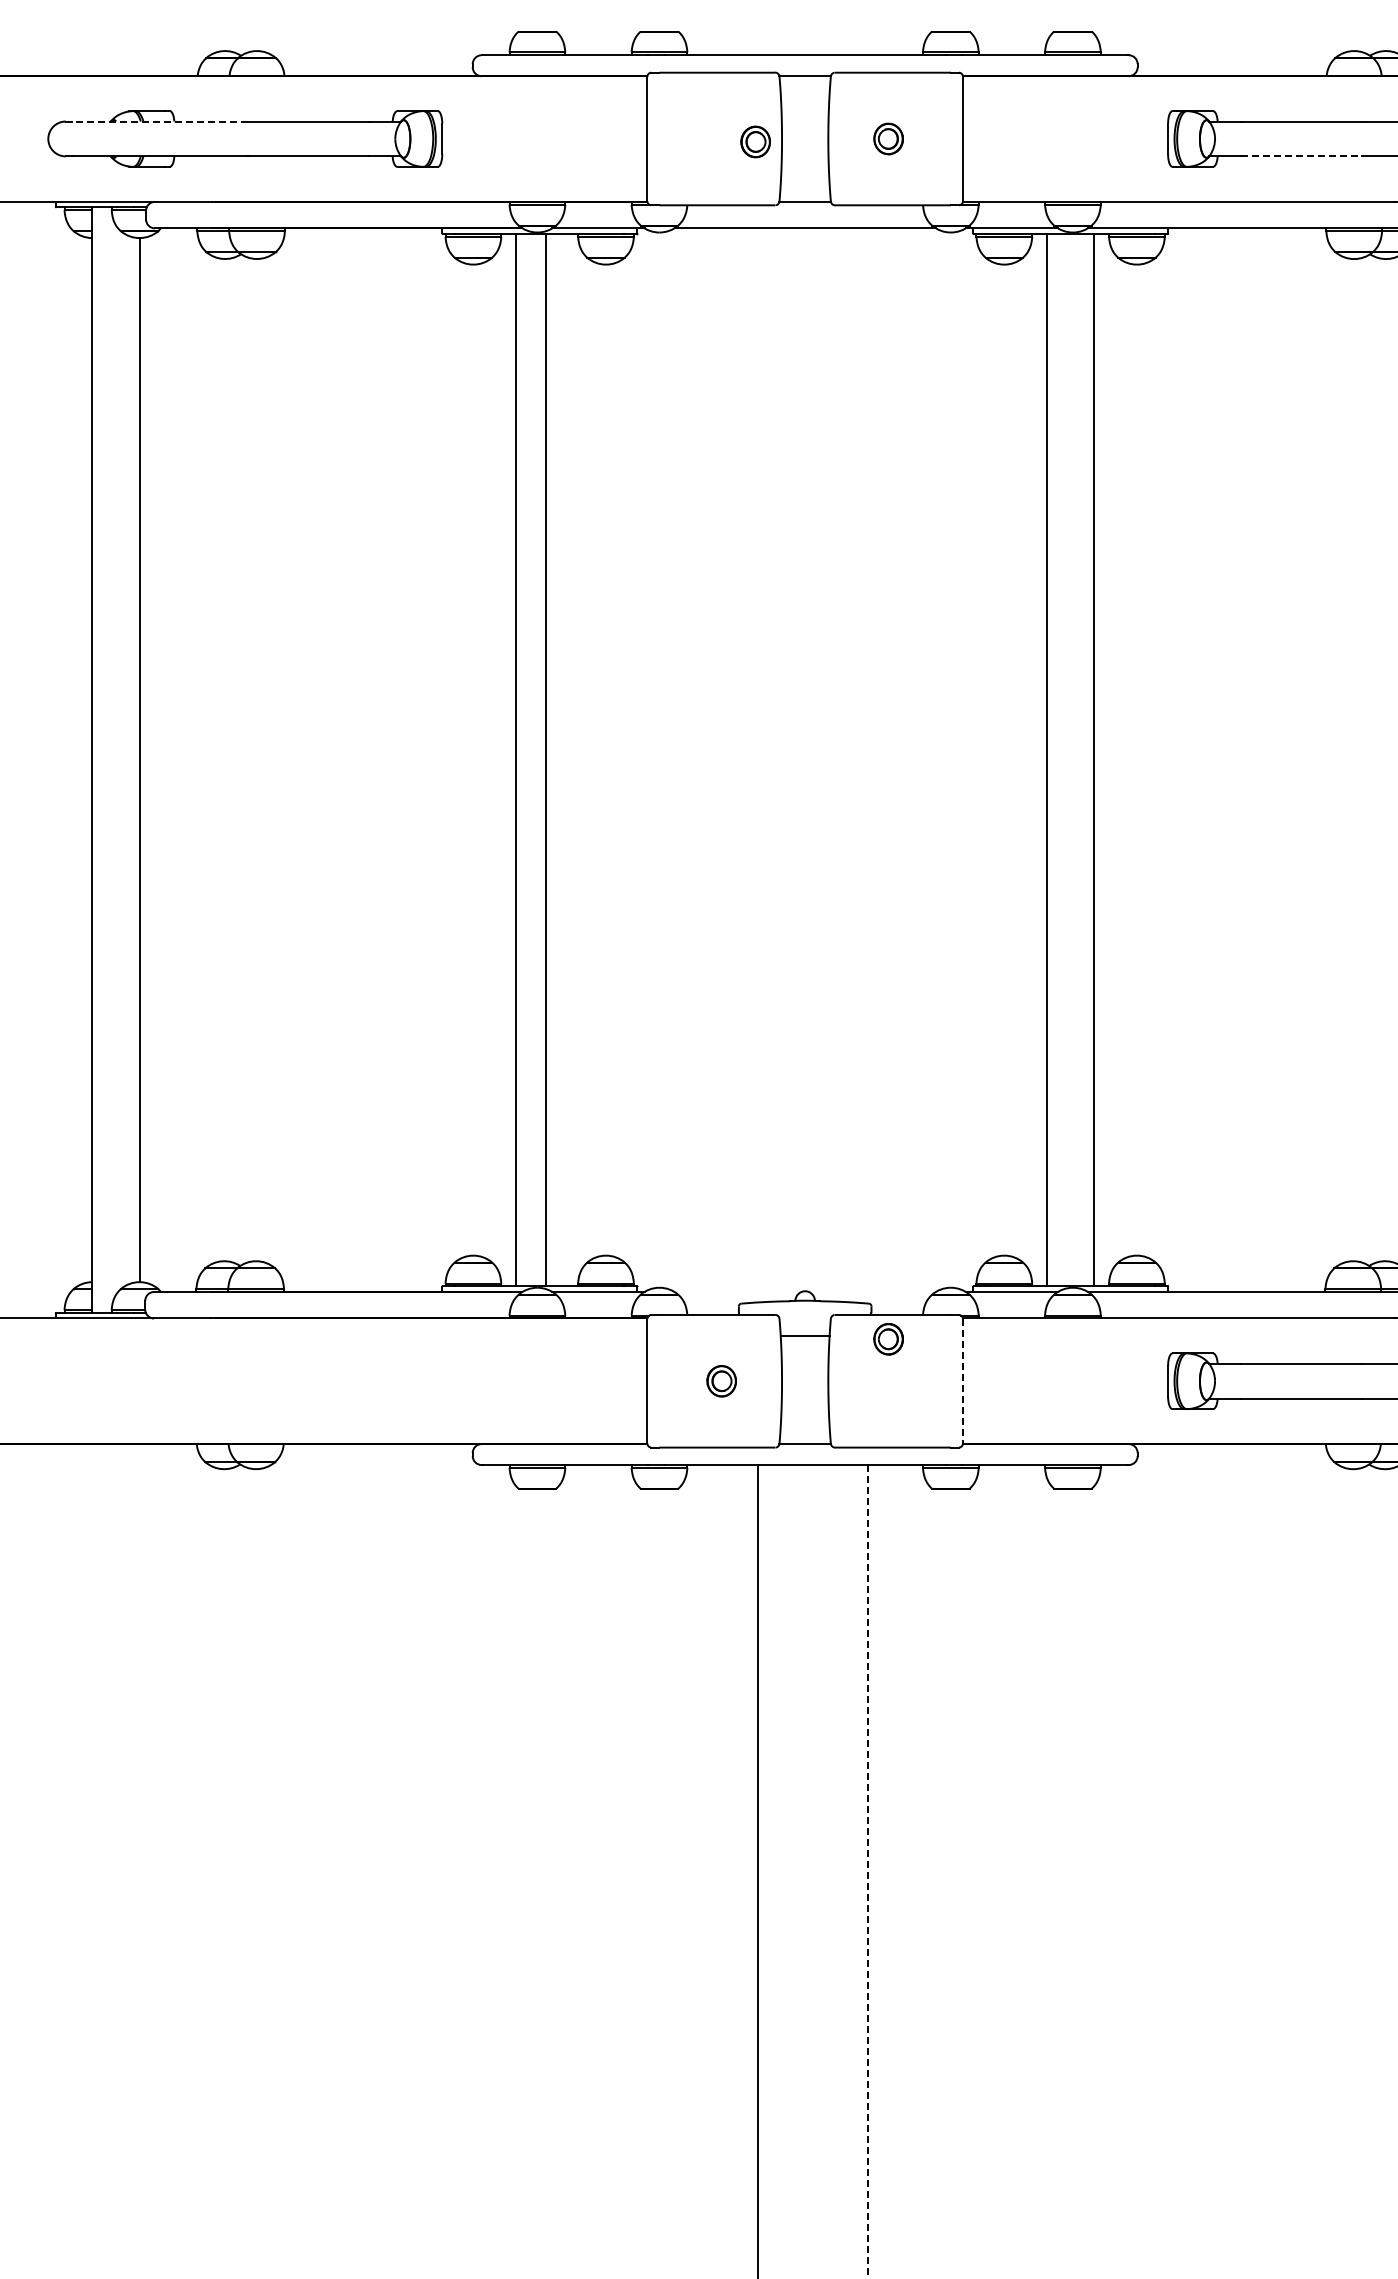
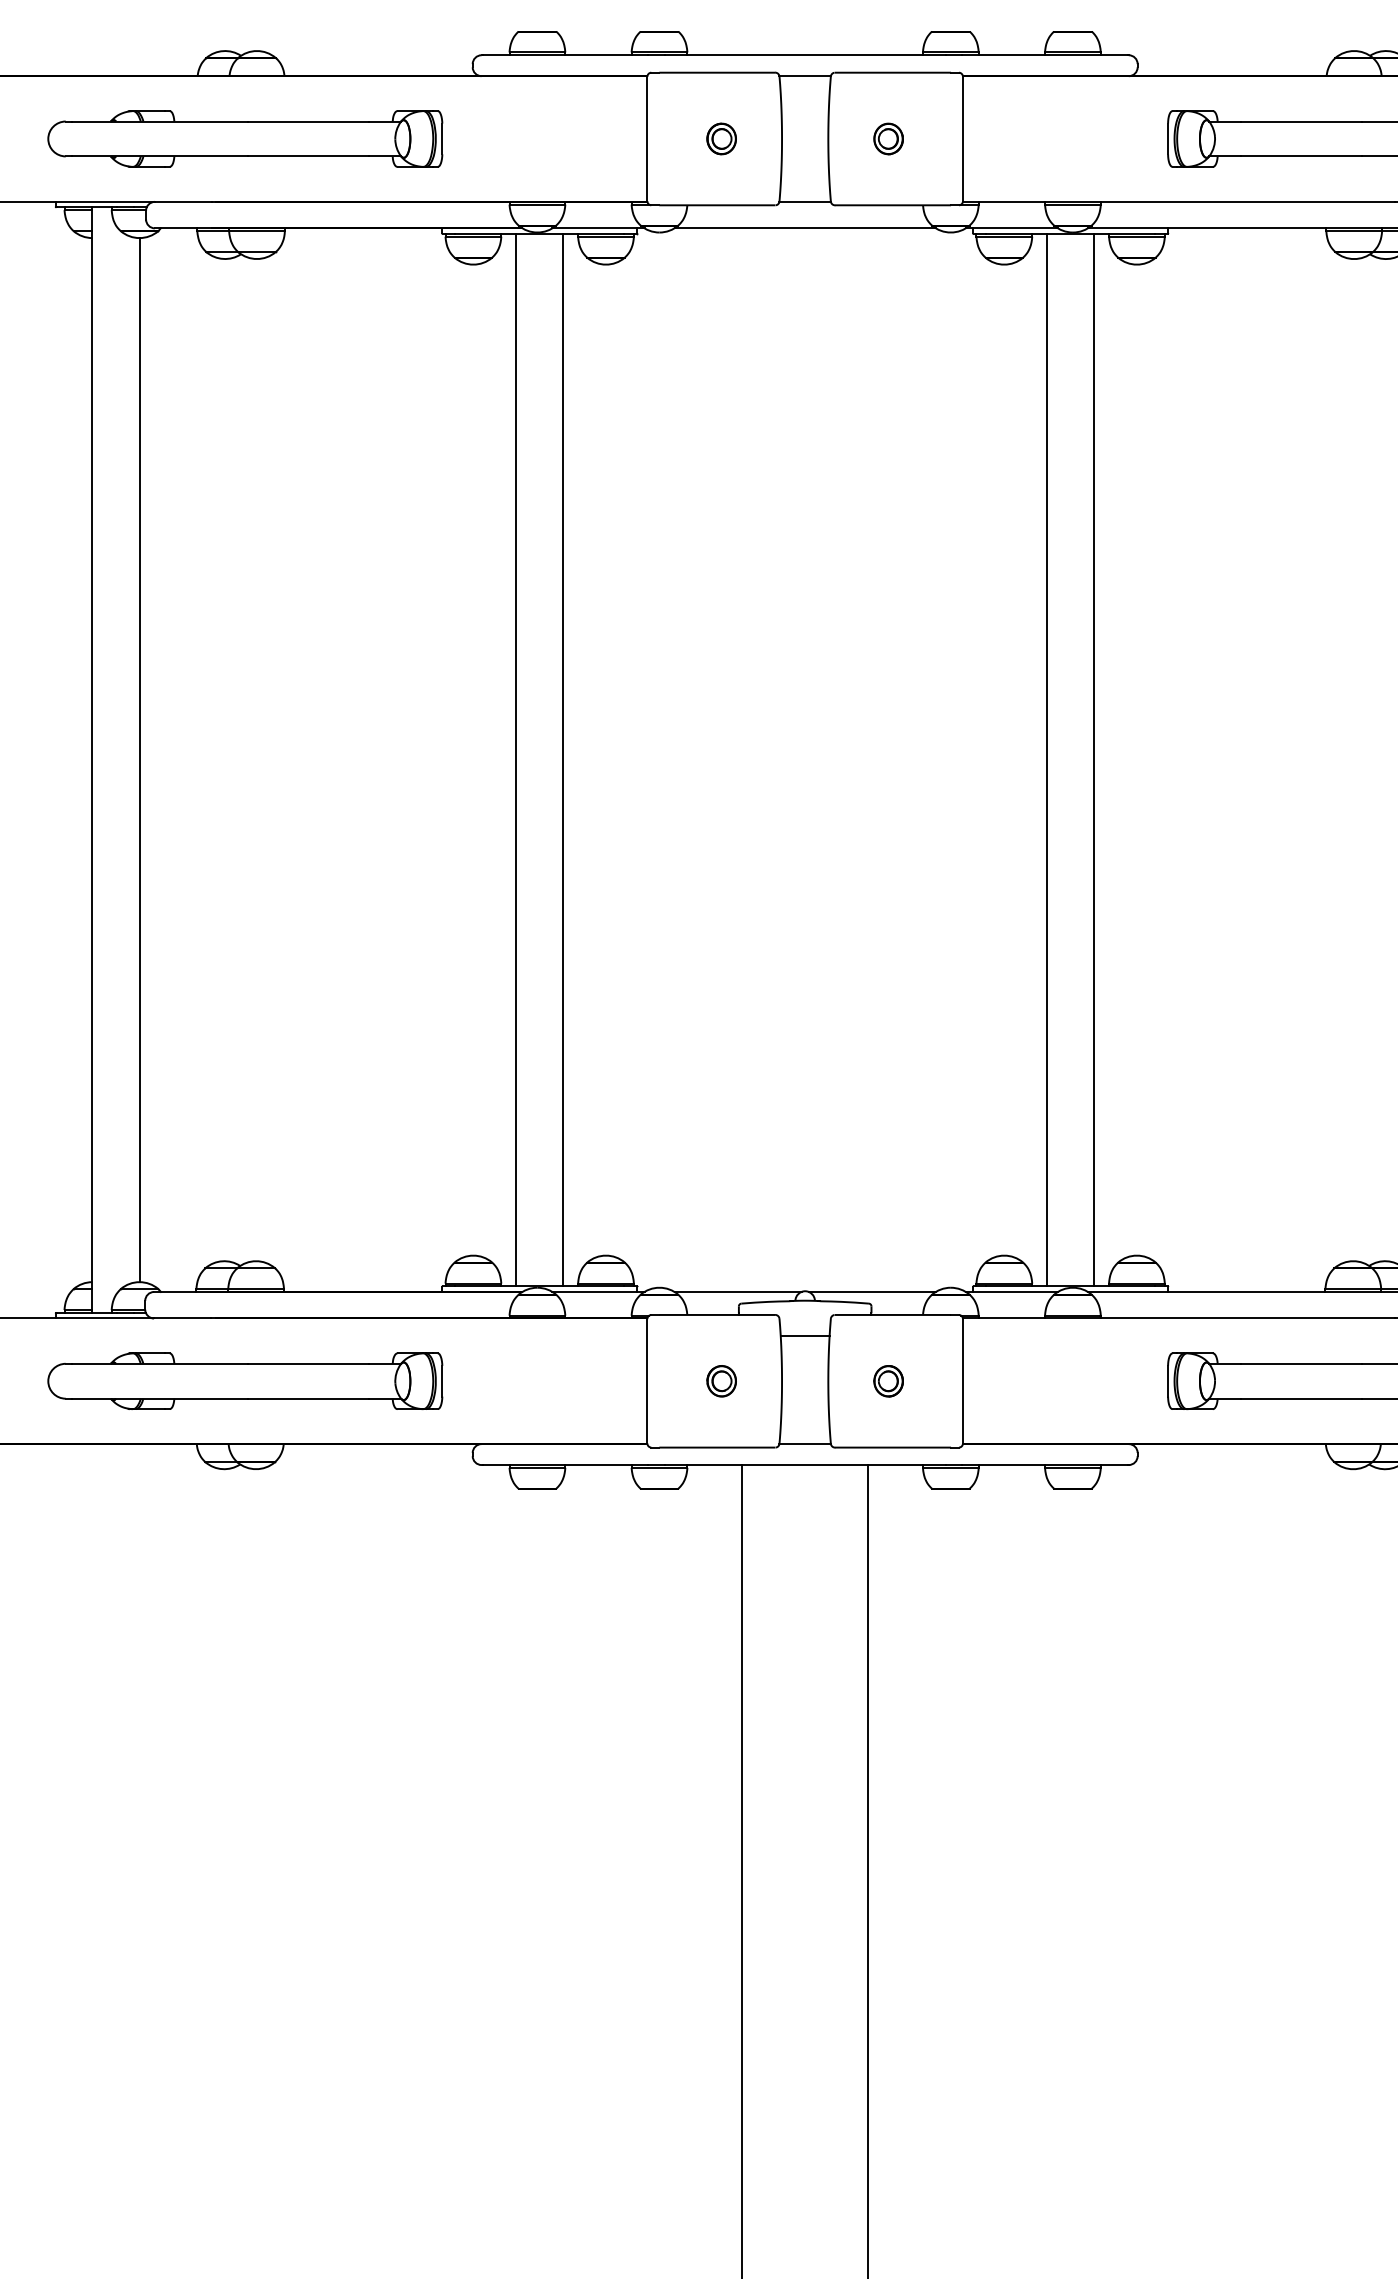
line: dashed -> solid (159, 121)
part position: (755, 141) -> (721, 138) (721, 138)
line: dashed -> solid (1302, 156)
line position: (546, 759) -> (563, 759) (563, 759)
line: none -> present (737, 1291)
line: none -> present (871, 1291)
part position: (888, 1339) -> (888, 1381) (888, 1381)
part: none -> present (245, 1380)
line: dashed -> solid (962, 1381)
line position: (758, 1870) -> (742, 1870) (742, 1870)
line: dashed -> solid (867, 1871)
